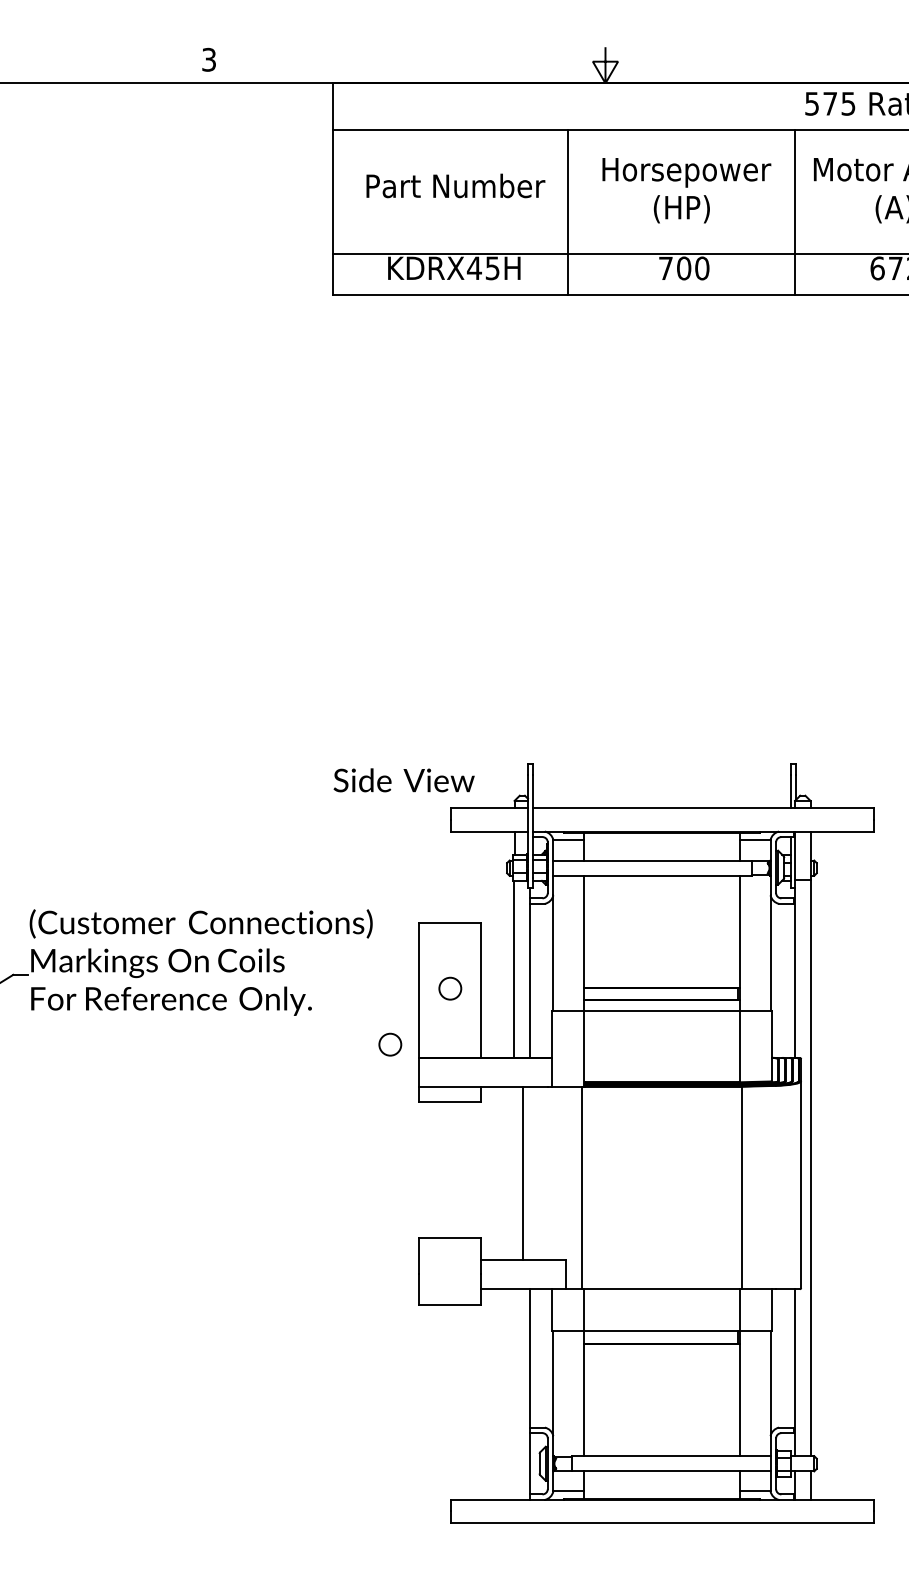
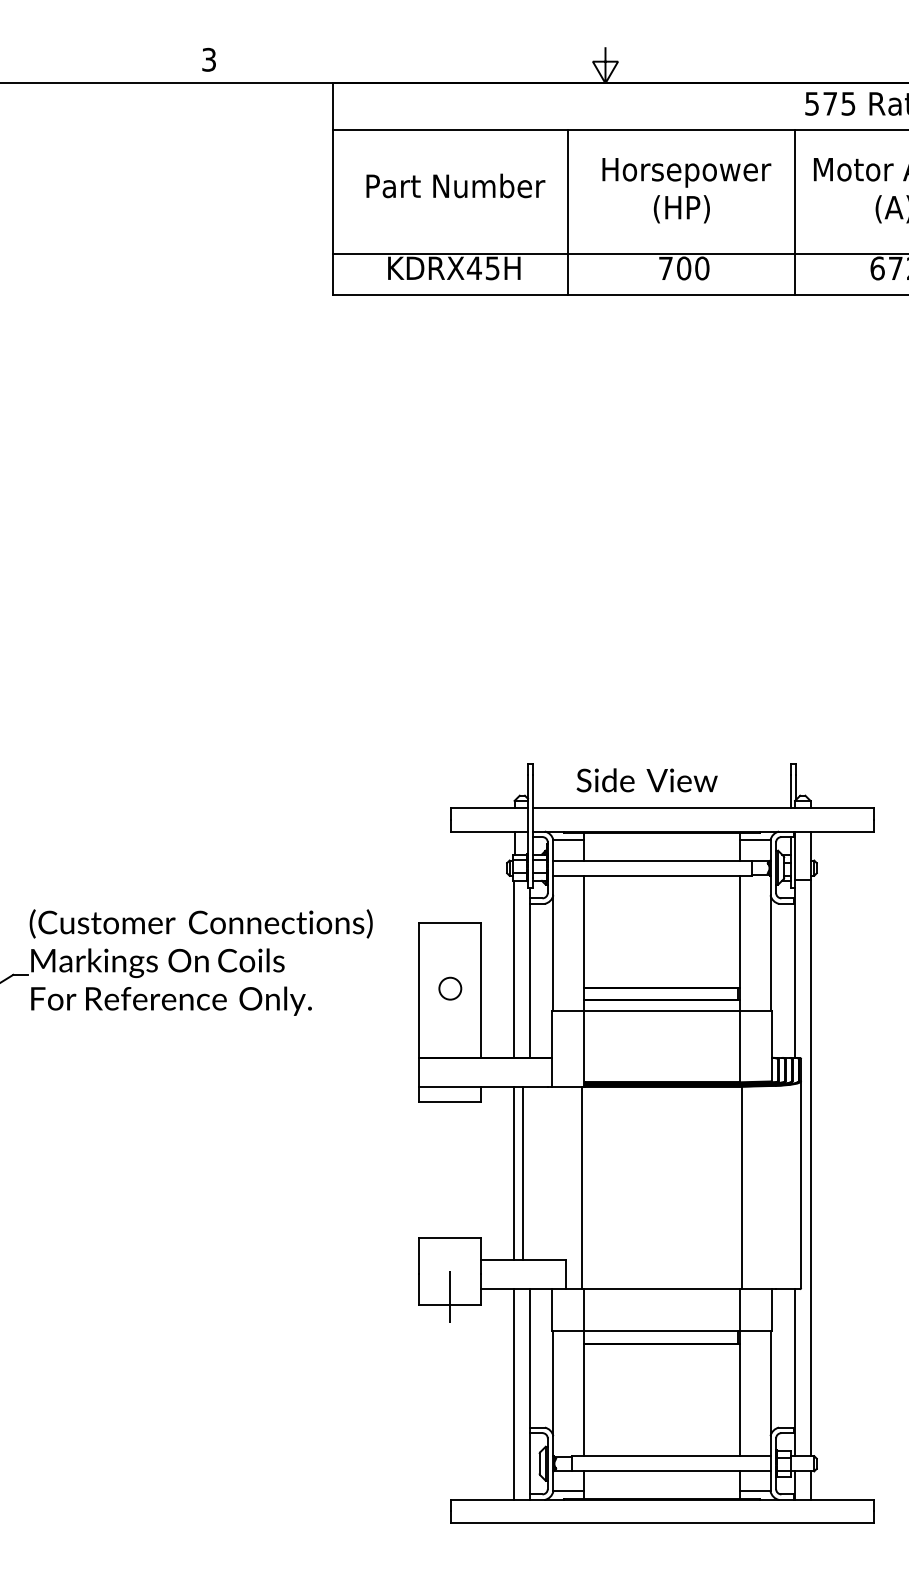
text position: (403, 780) -> (646, 780) (646, 780)
circle: present -> none (390, 1044)
line: none -> present (514, 1173)
line: none -> present (450, 1297)
line: none -> present (514, 1394)
